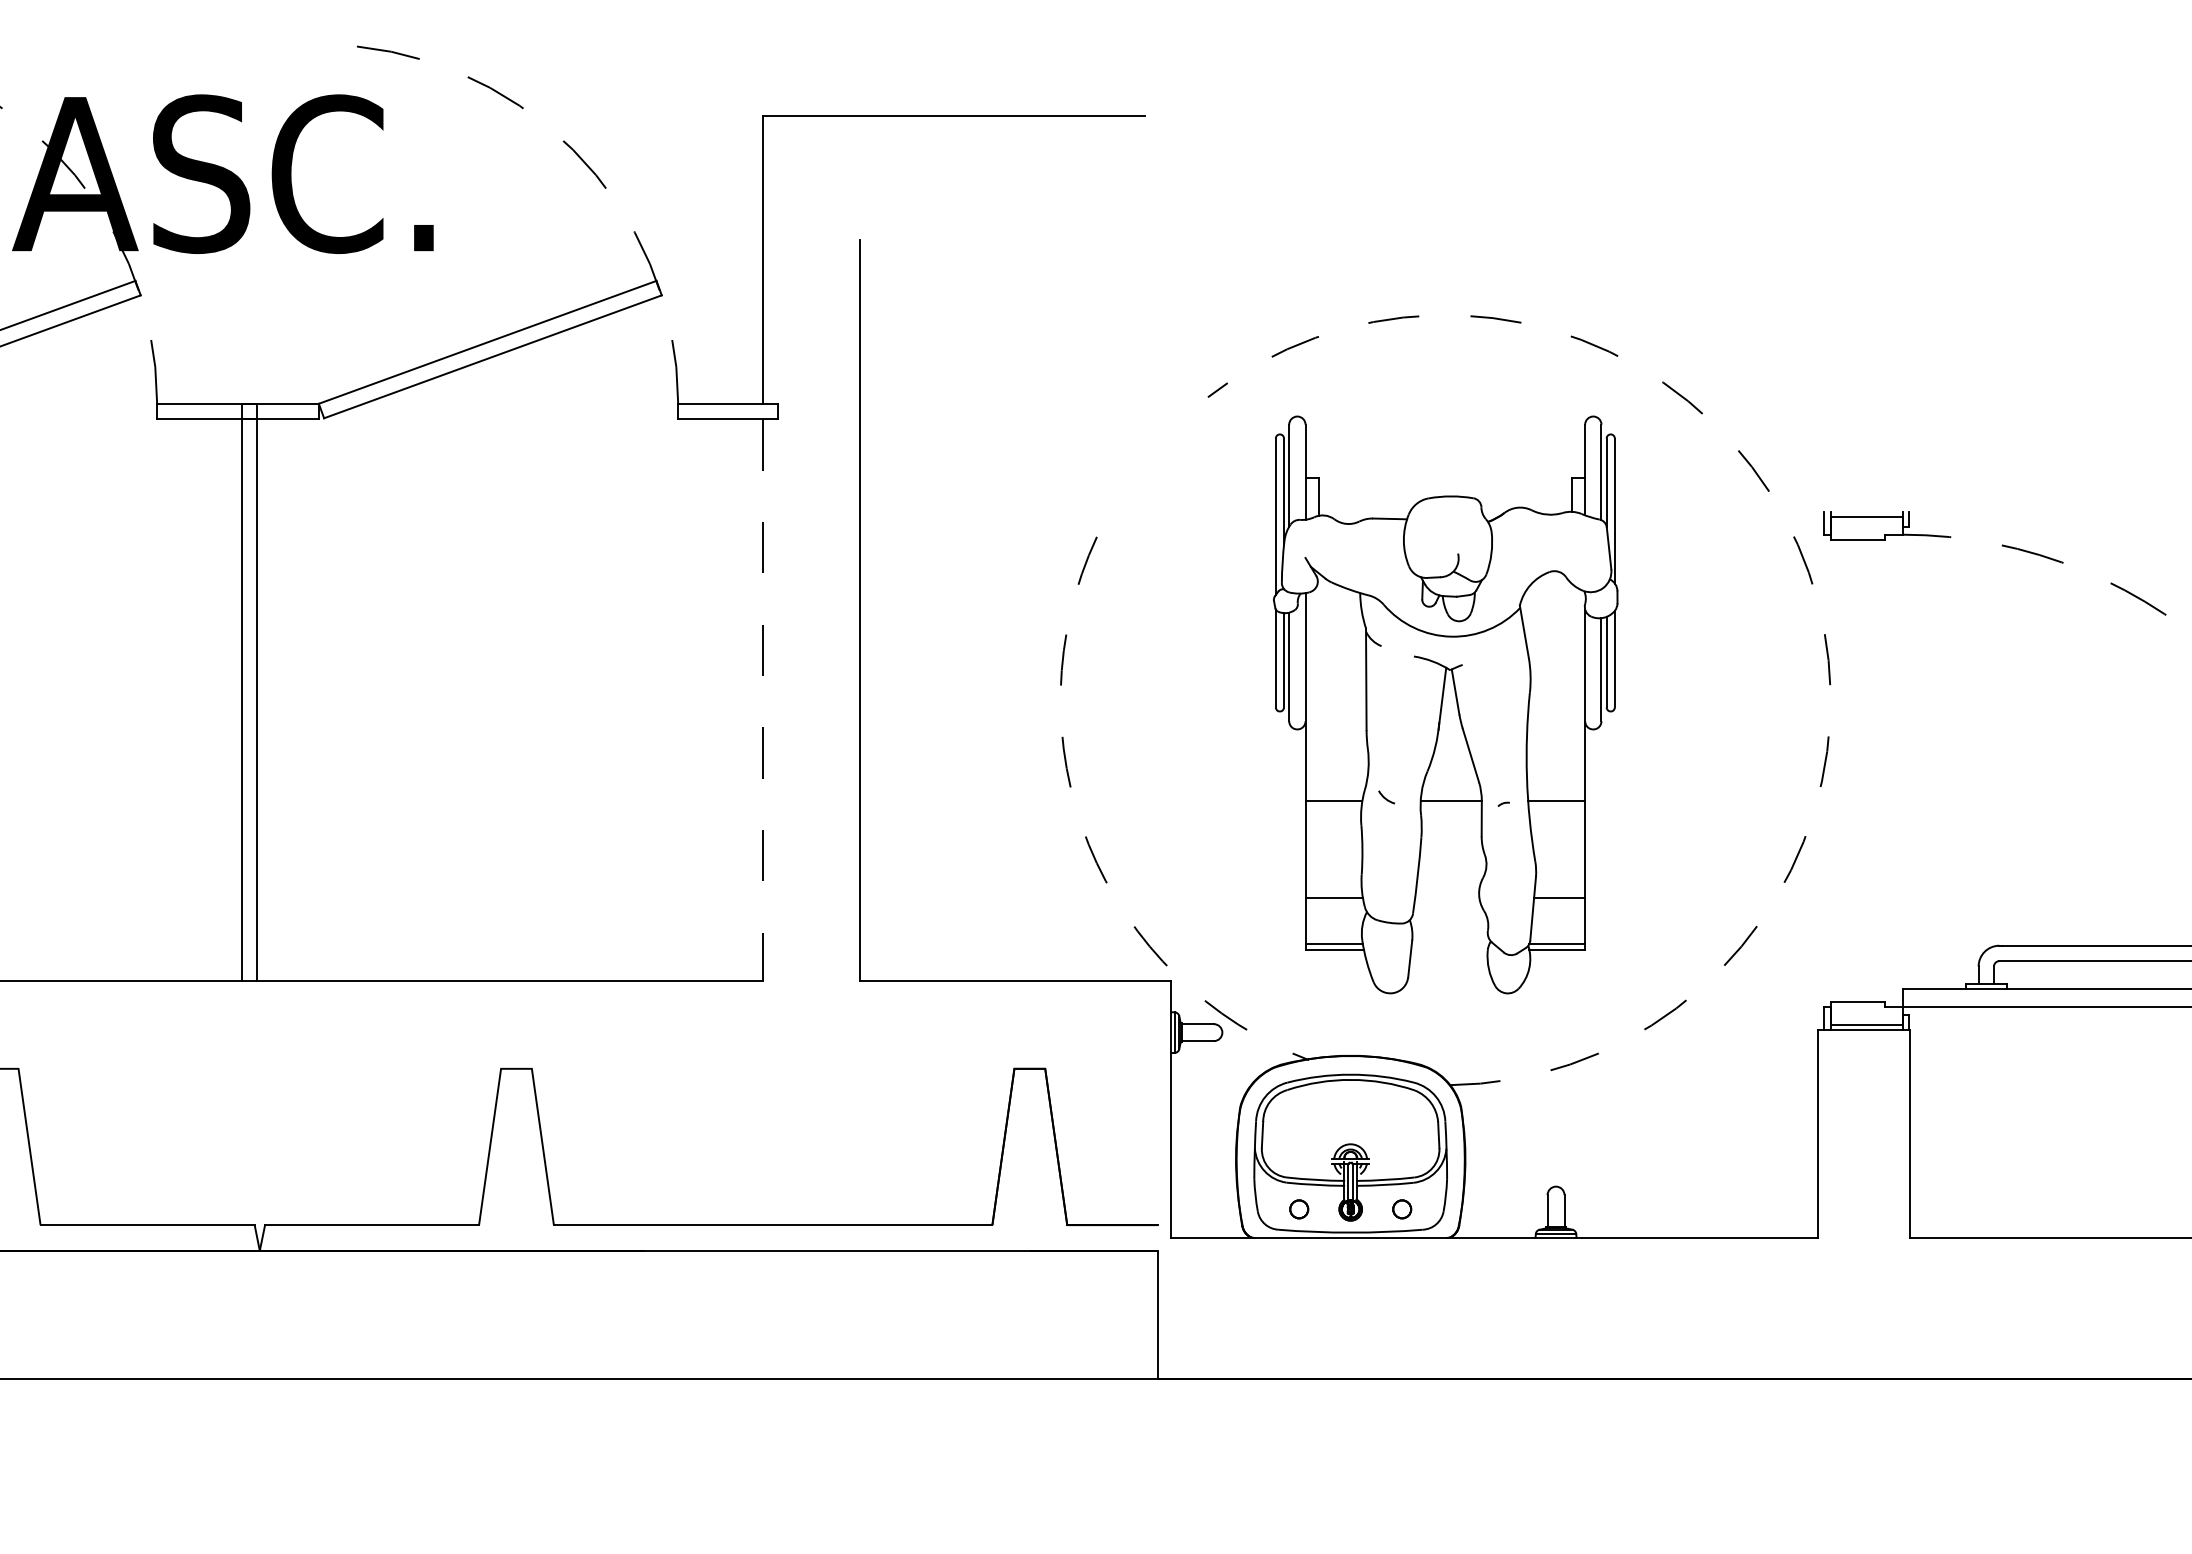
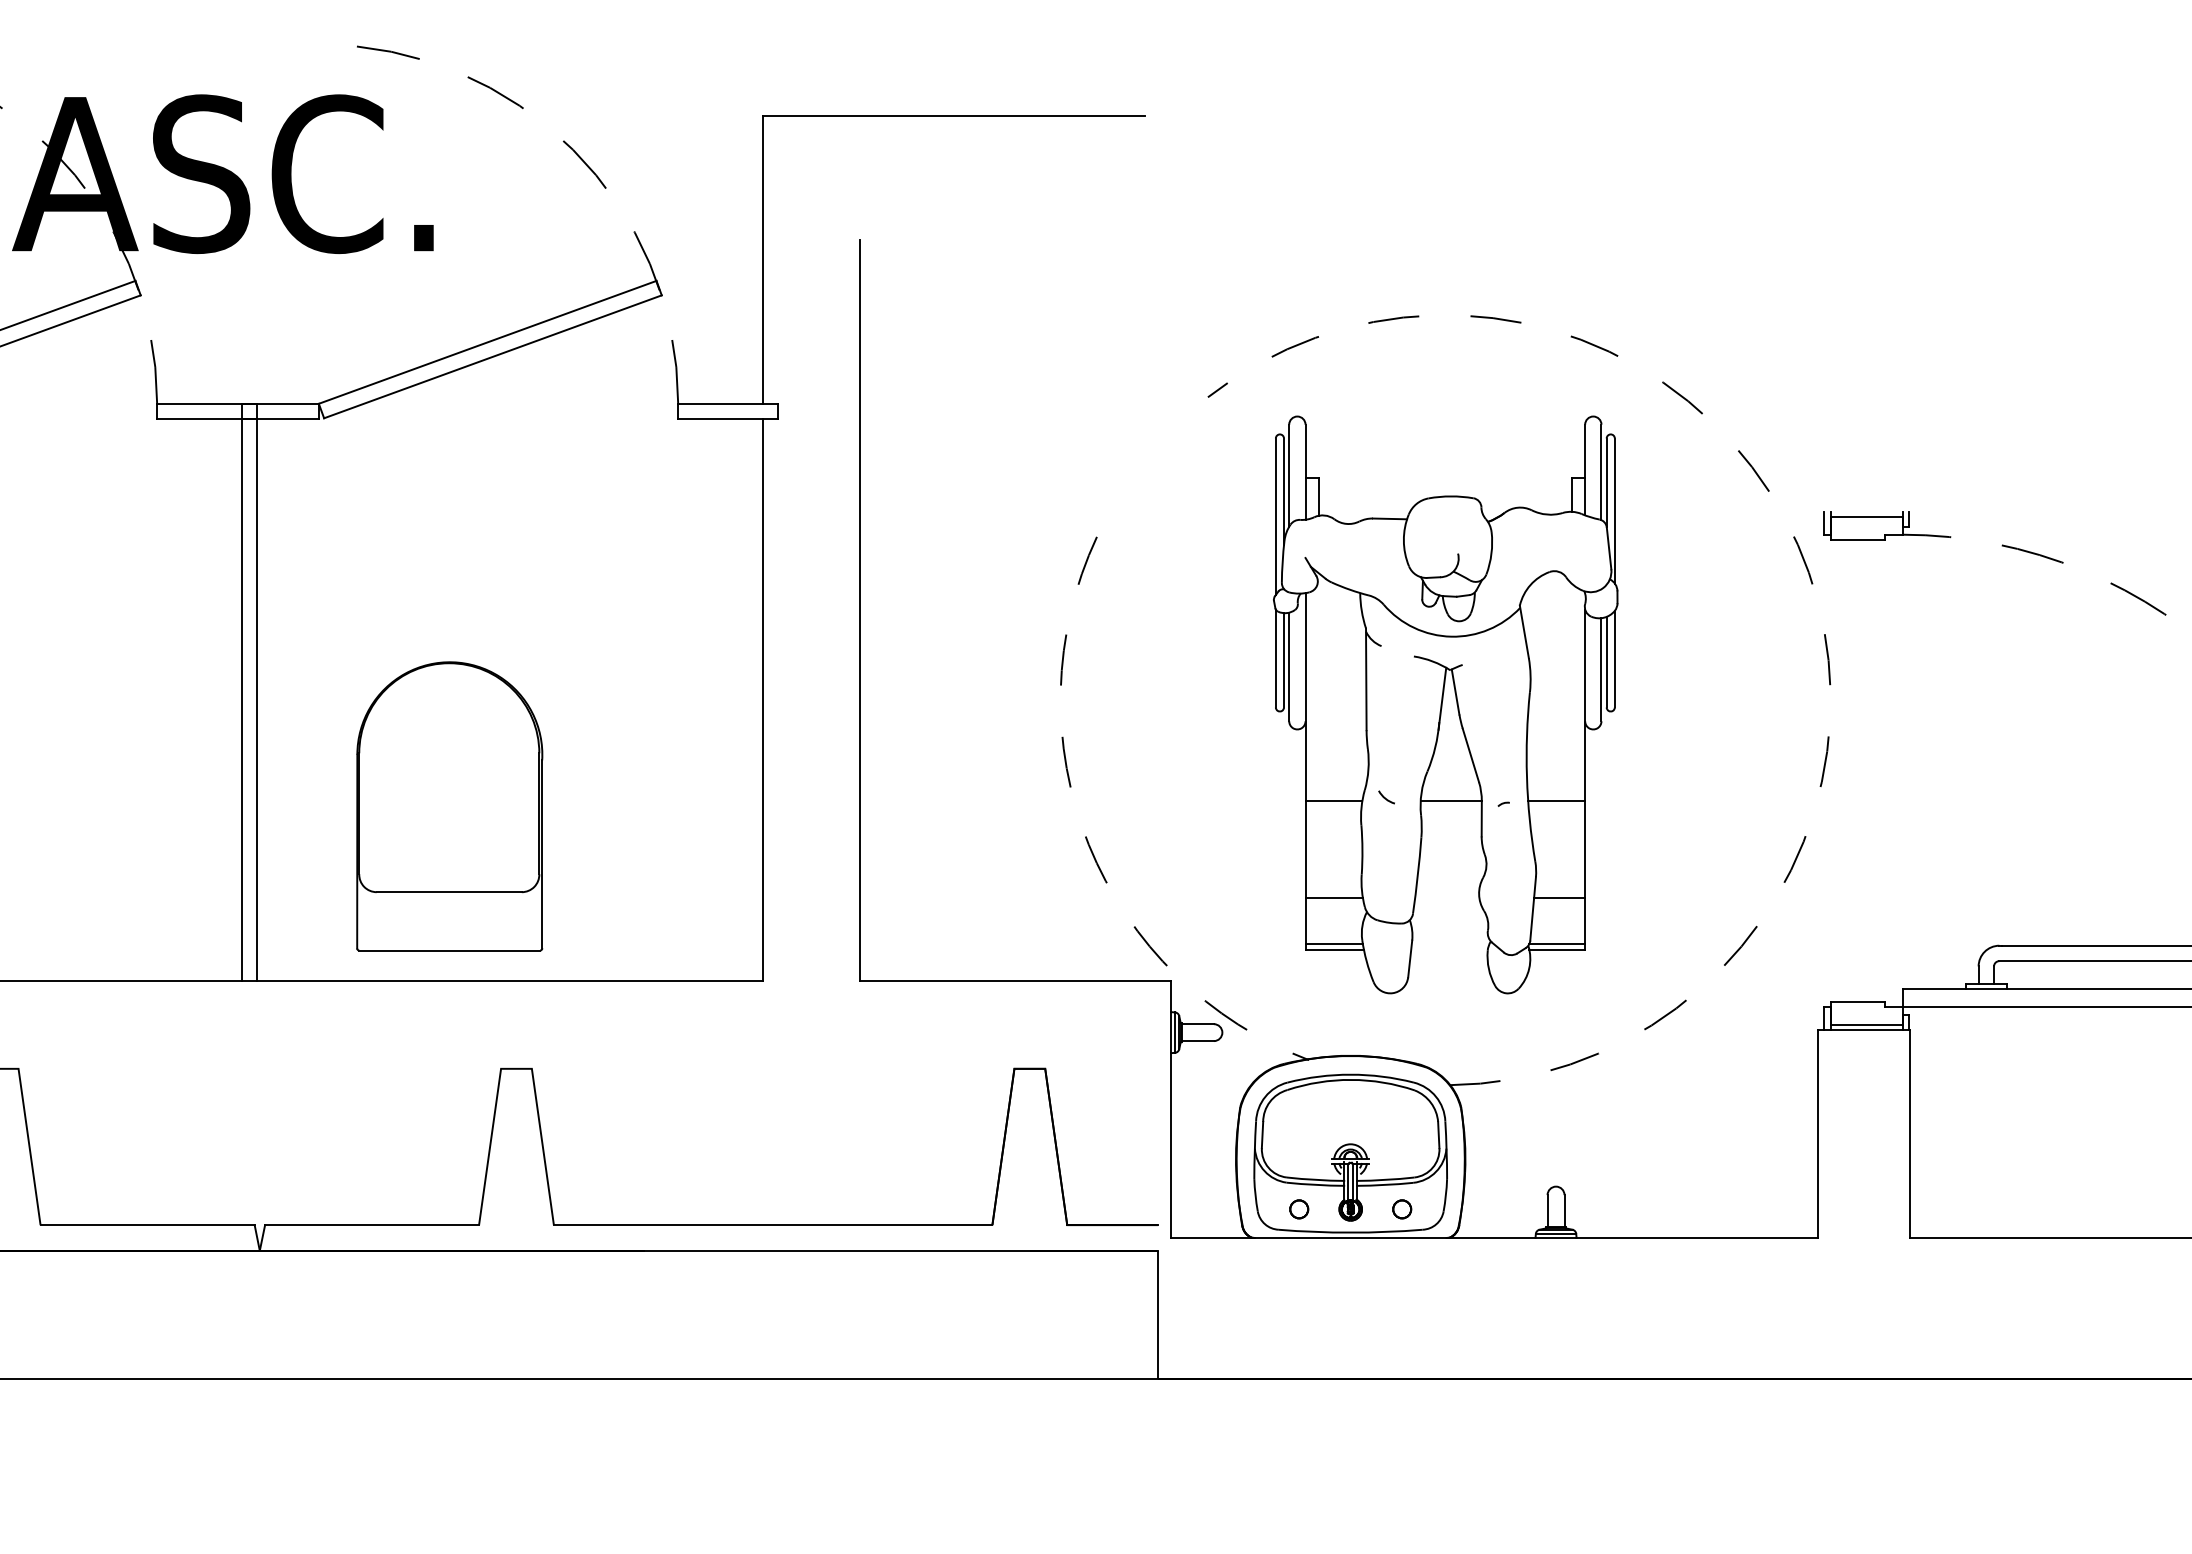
line: dashed -> solid (762, 700)
part: none -> present (449, 806)
